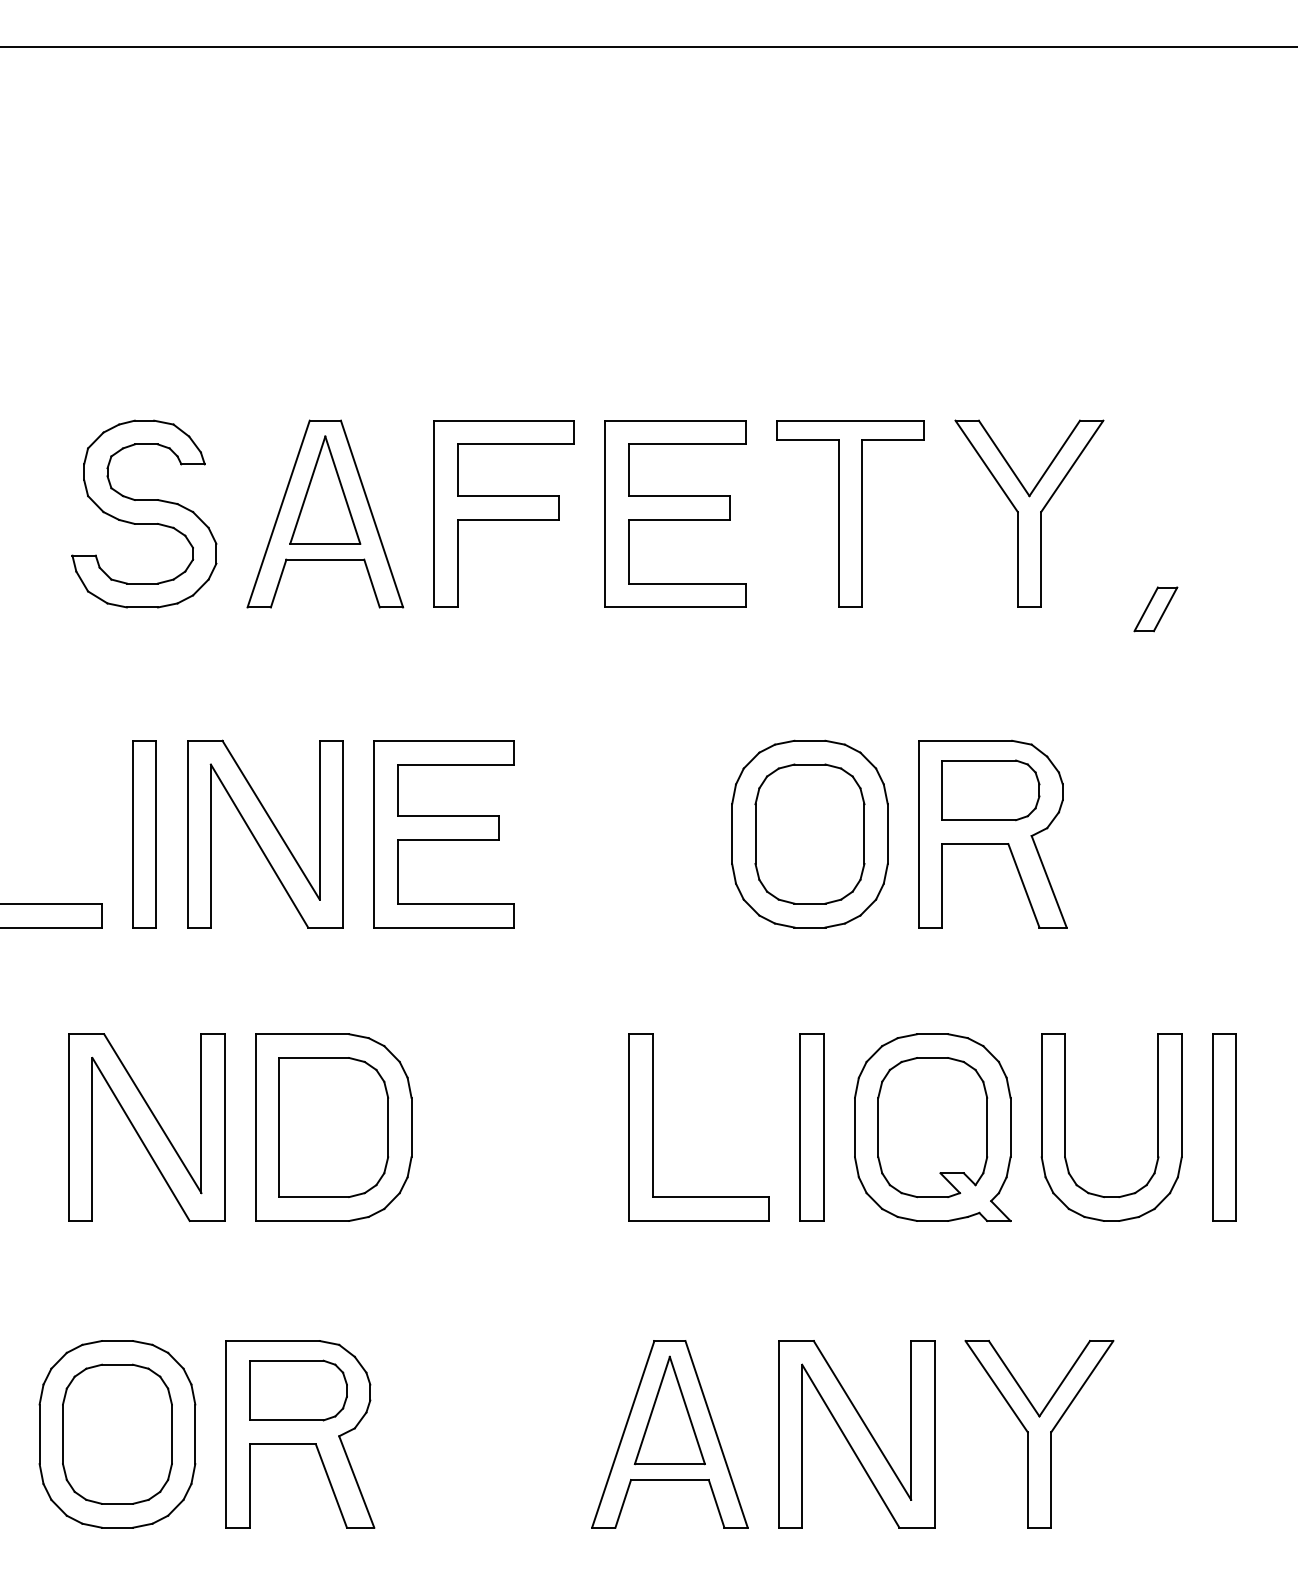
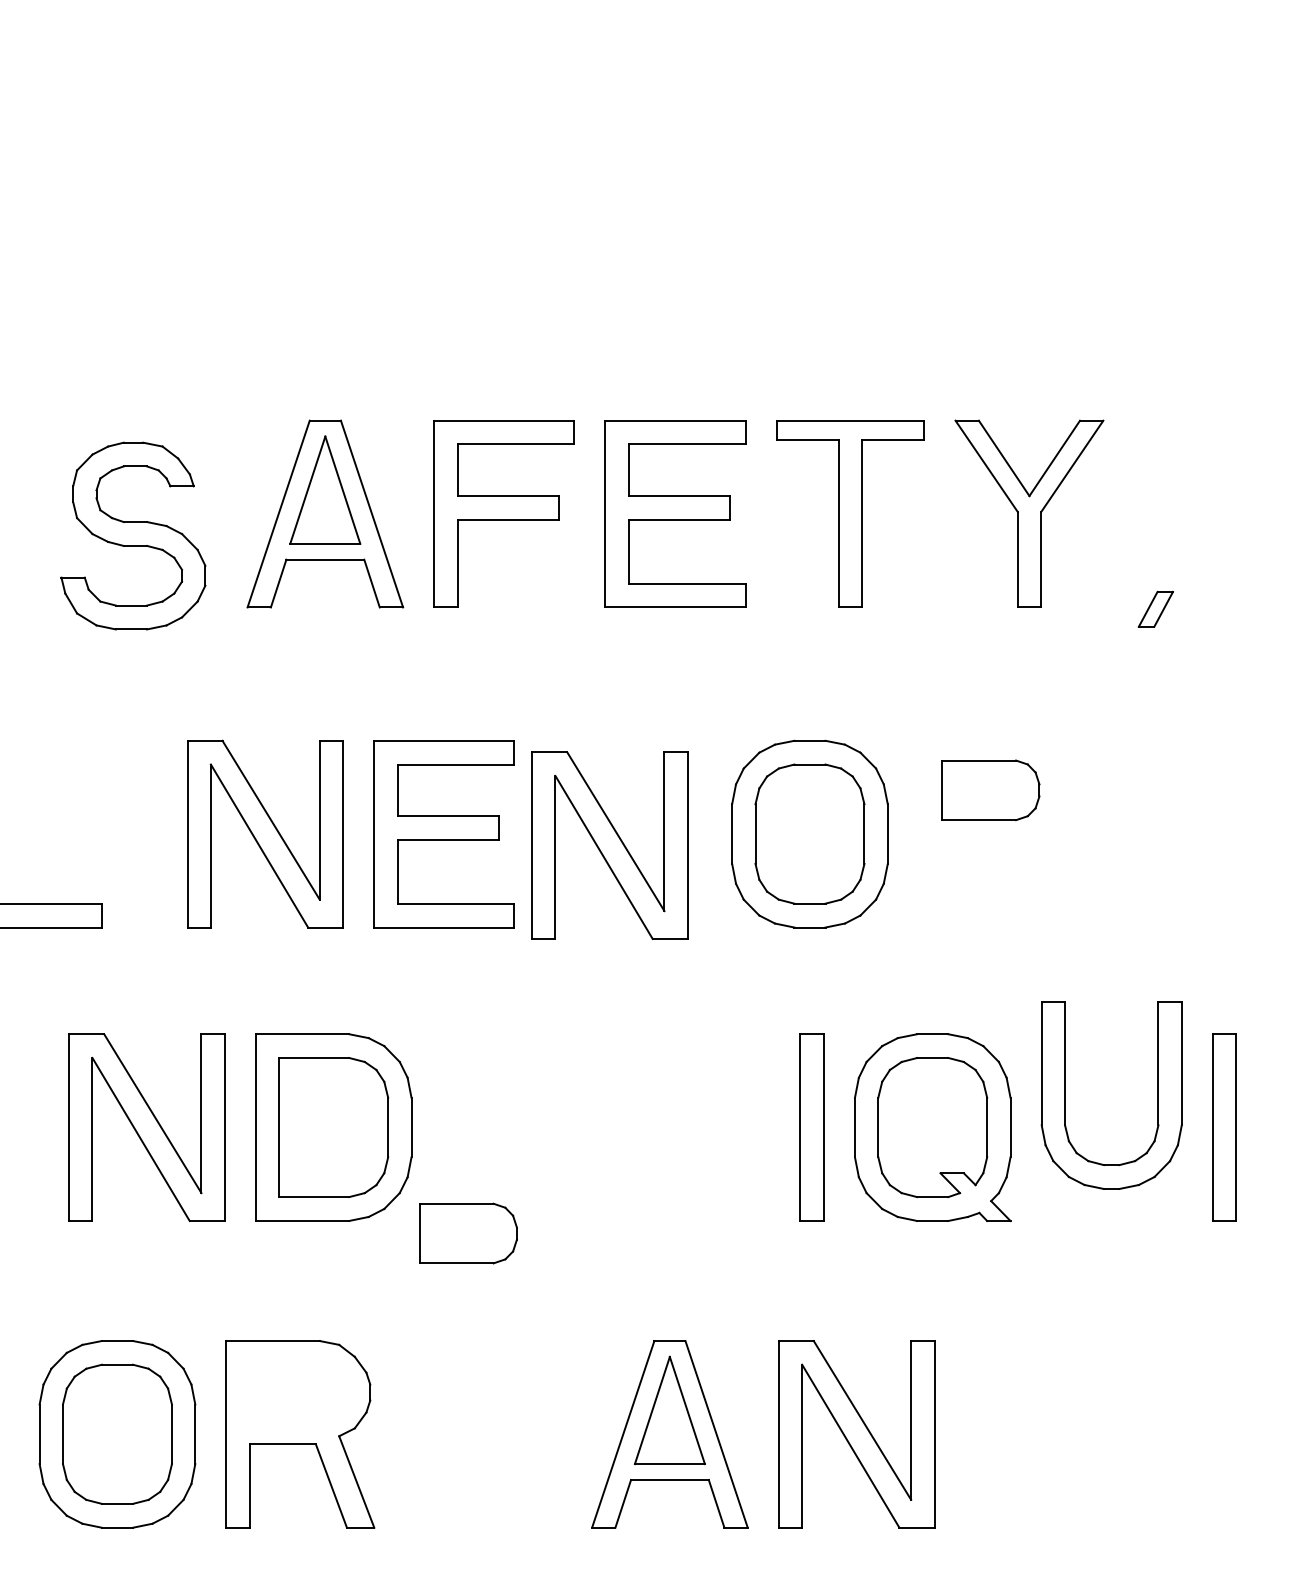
line: present -> none (648, 47)
part position: (144, 513) -> (133, 535) (133, 535)
part size: 46x47 px -> 37x38 px (1155, 608)
part: present -> none (992, 833)
part: present -> none (144, 834)
part: none -> present (609, 845)
part: present -> none (653, 1127)
part position: (1065, 1127) -> (1065, 1095) (1065, 1095)
part position: (298, 1390) -> (468, 1233) (468, 1233)
part: present -> none (1039, 1434)
